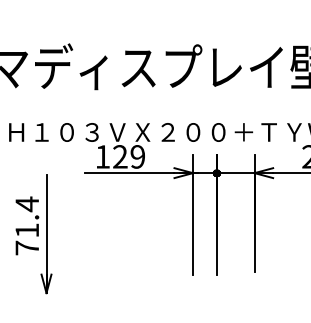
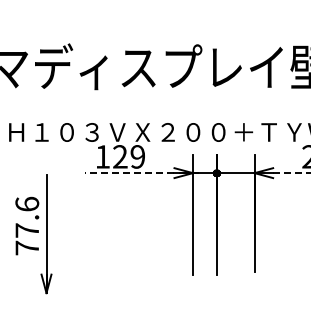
line: solid -> dashed (129, 173)
line: solid -> dashed (292, 173)
text: 71.4 -> 77.6 (27, 216)
